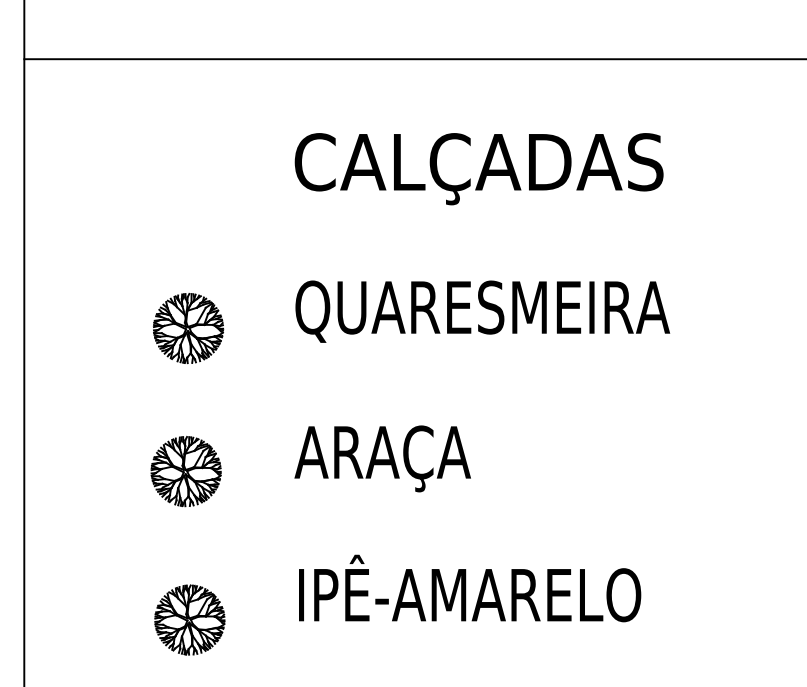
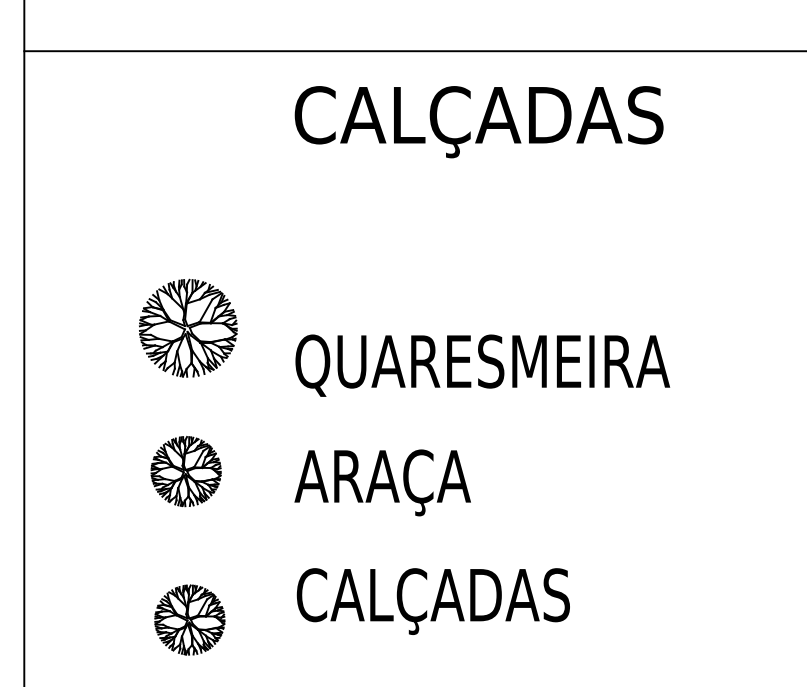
line position: (413, 59) -> (413, 51) (413, 51)
text position: (478, 169) -> (478, 122) (478, 122)
text position: (482, 311) -> (482, 365) (482, 365)
part size: 72x72 px -> 99x100 px (188, 327)
text position: (382, 458) -> (382, 482) (382, 482)
text: IPÊ-AMARELO -> CALÇADAS (468, 594)
